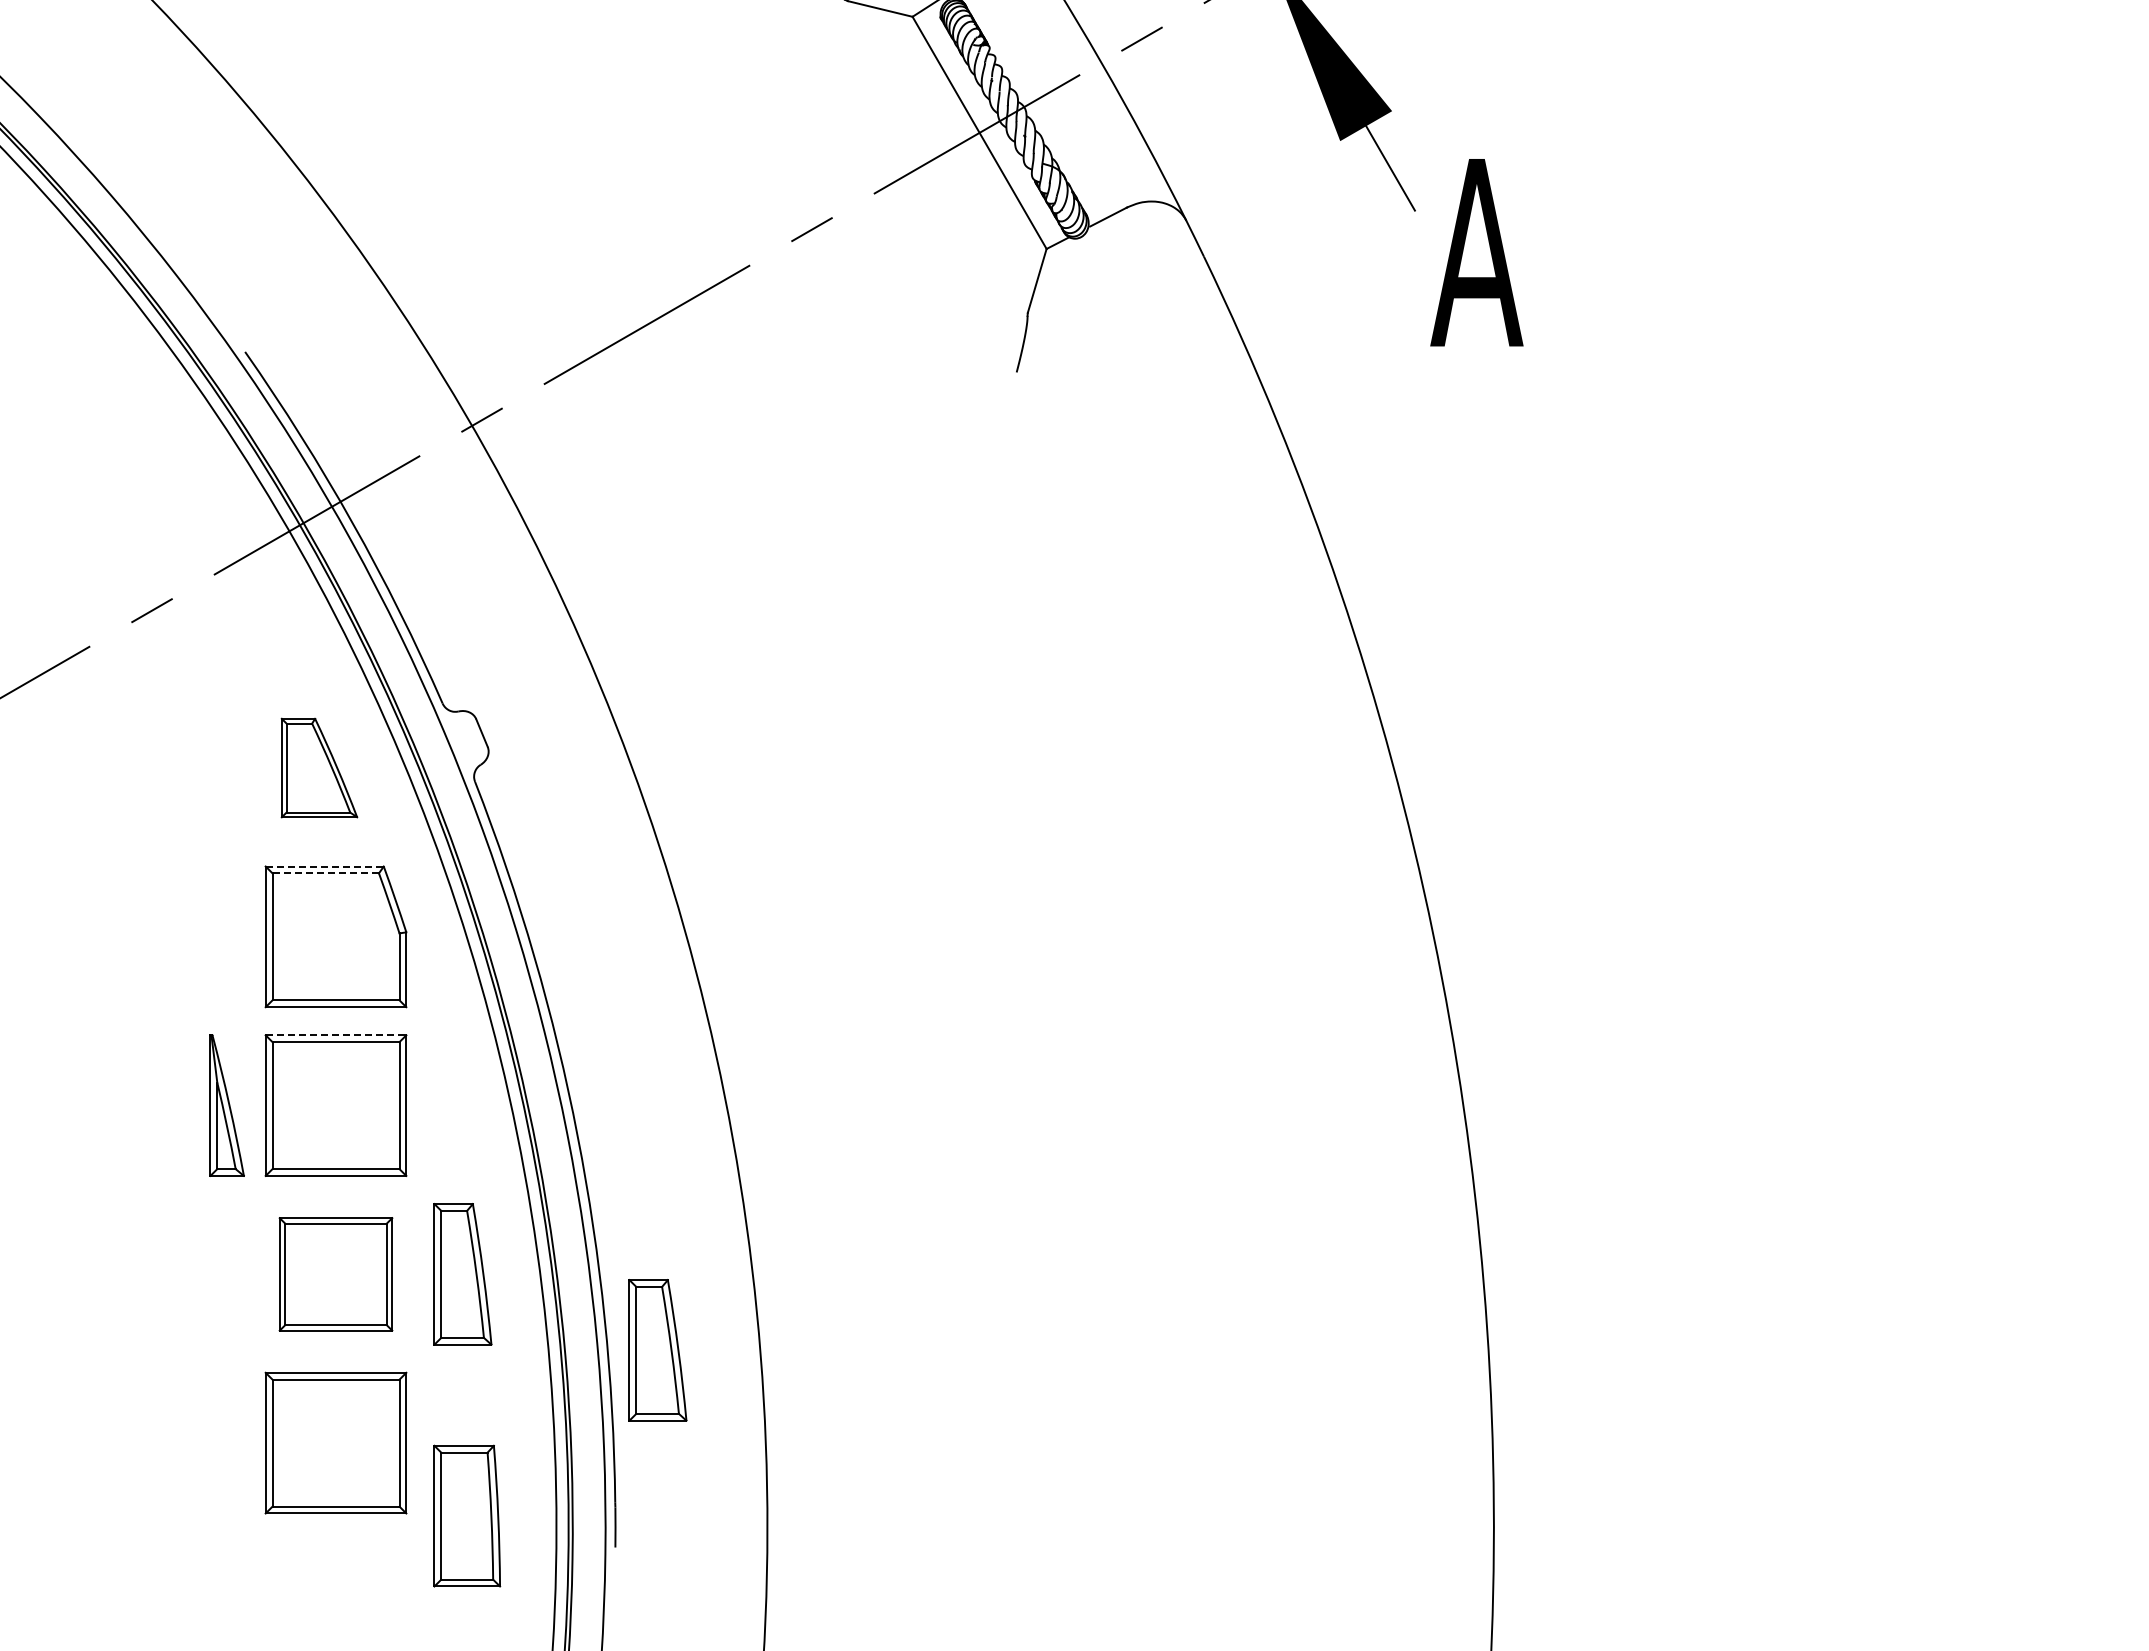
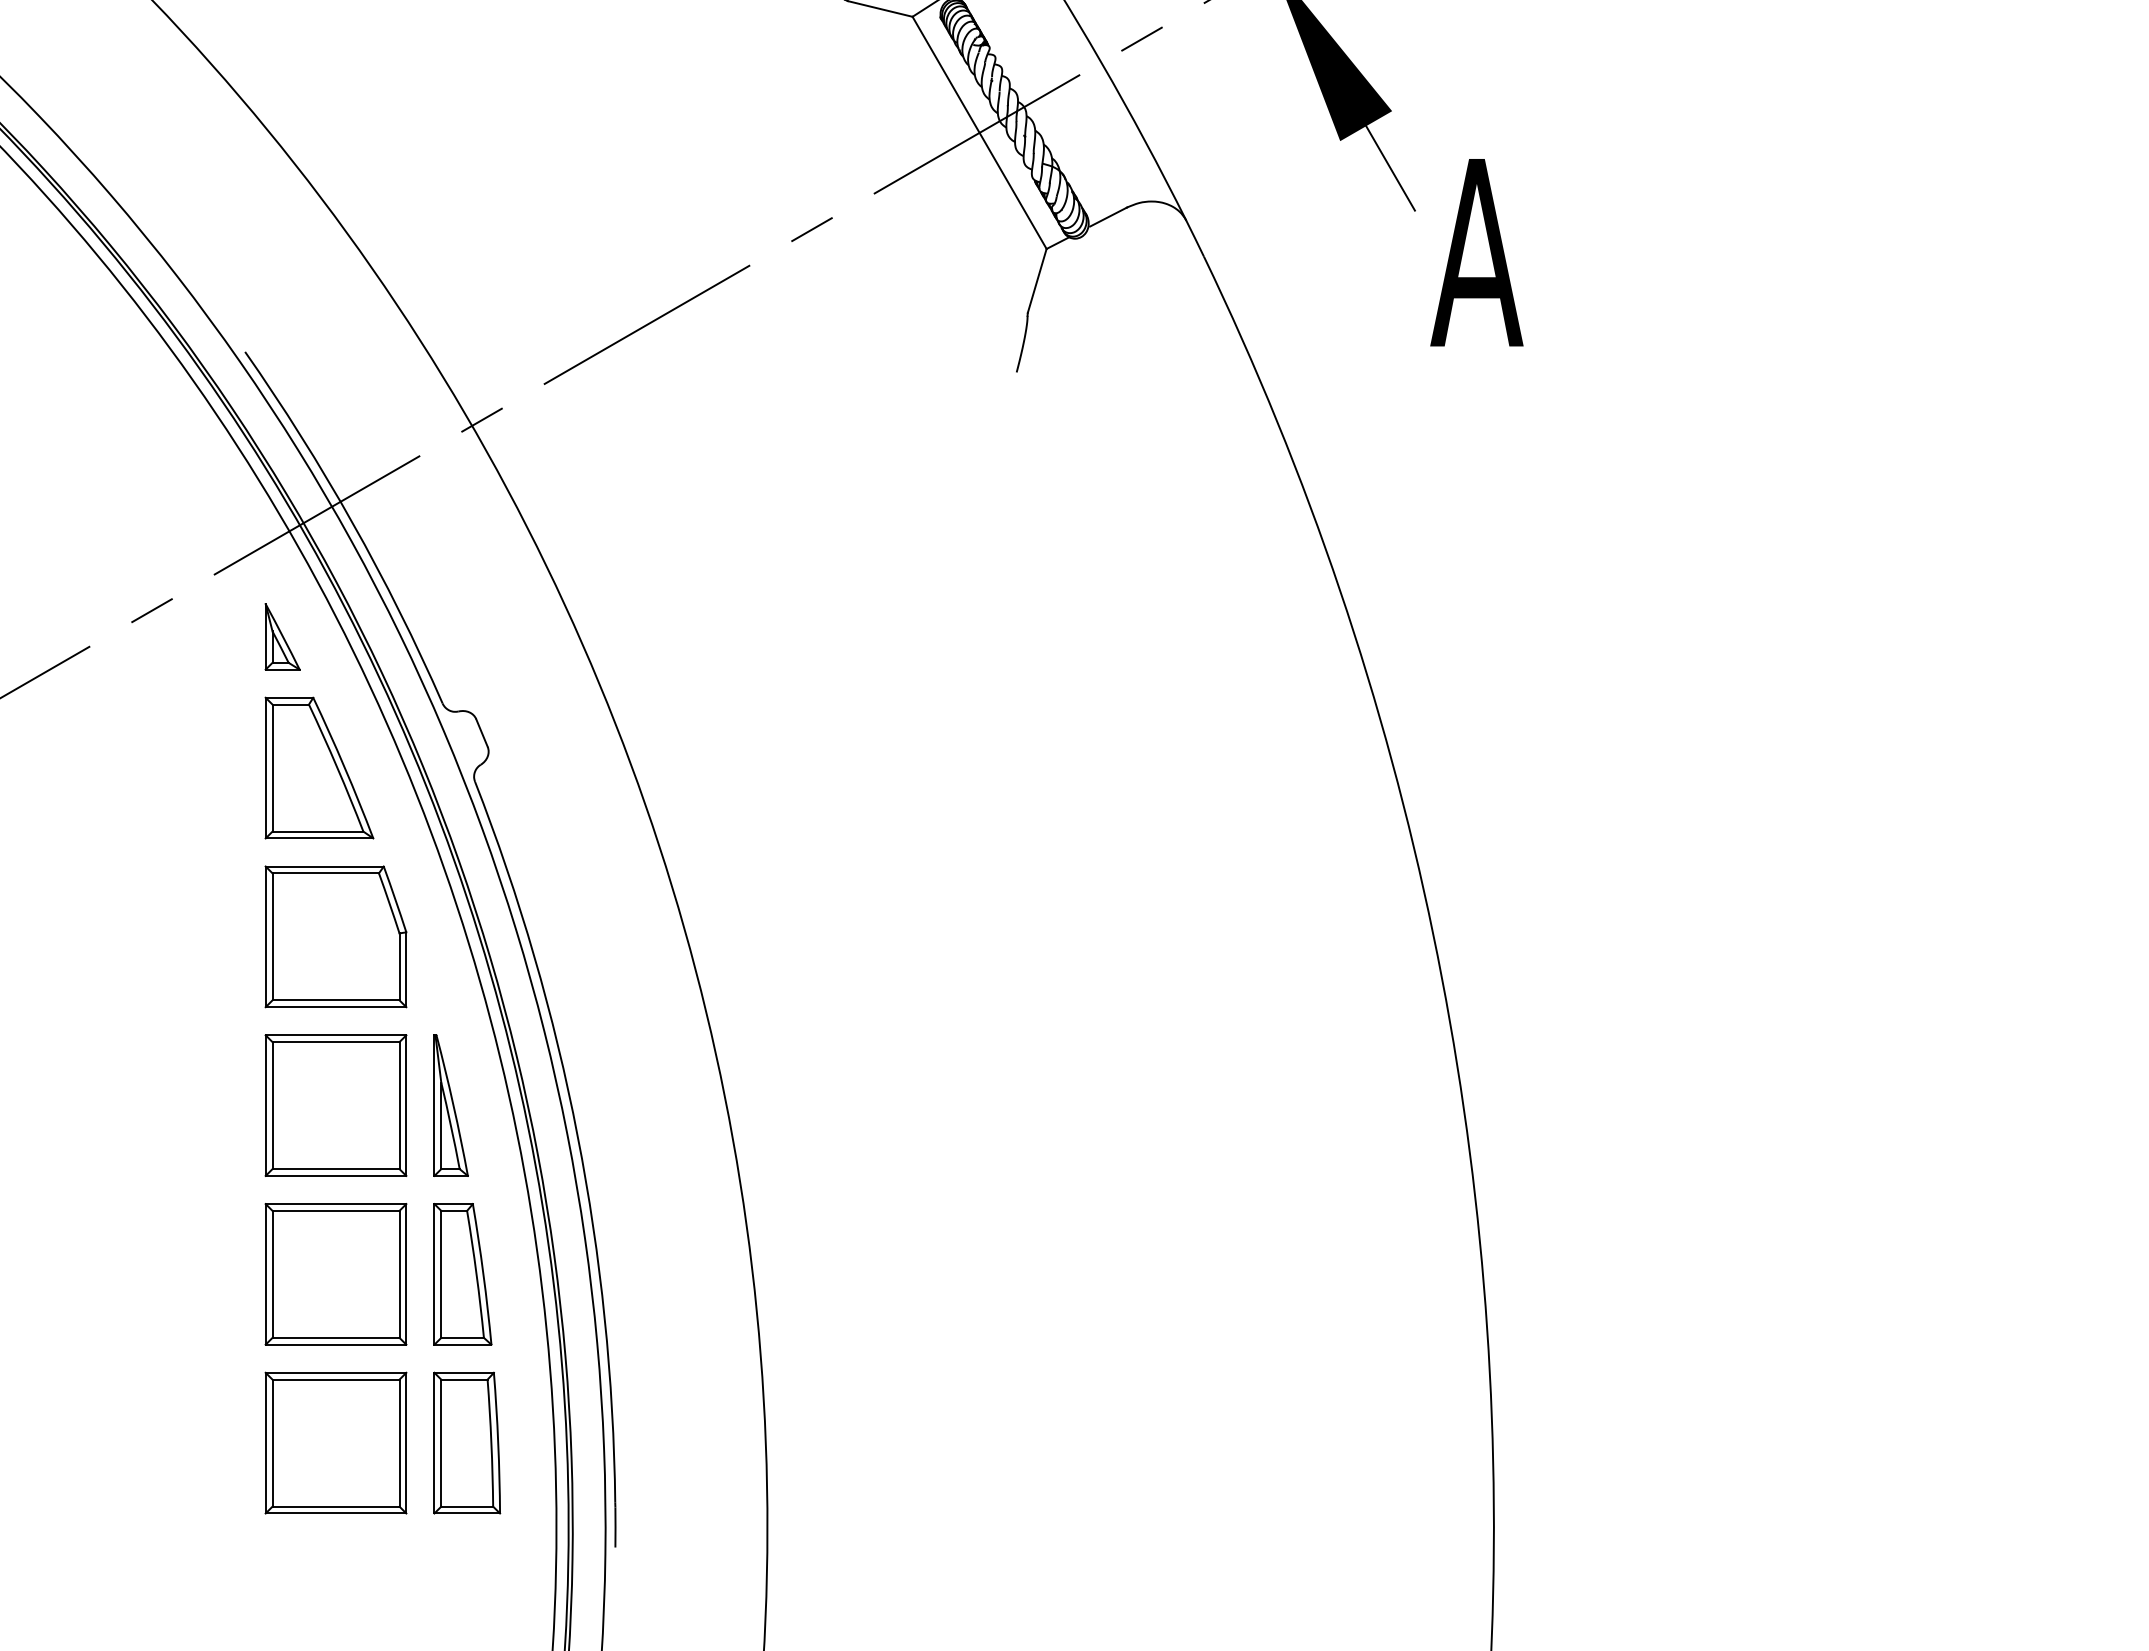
part: none -> present (282, 636)
part size: 79x102 px -> 111x144 px (319, 767)
line: dashed -> solid (325, 866)
line: dashed -> solid (326, 873)
line: dashed -> solid (336, 1035)
part position: (226, 1105) -> (450, 1105) (450, 1105)
part size: 116x115 px -> 144x143 px (335, 1274)
part: present -> none (657, 1350)
part position: (467, 1515) -> (467, 1442) (467, 1442)
